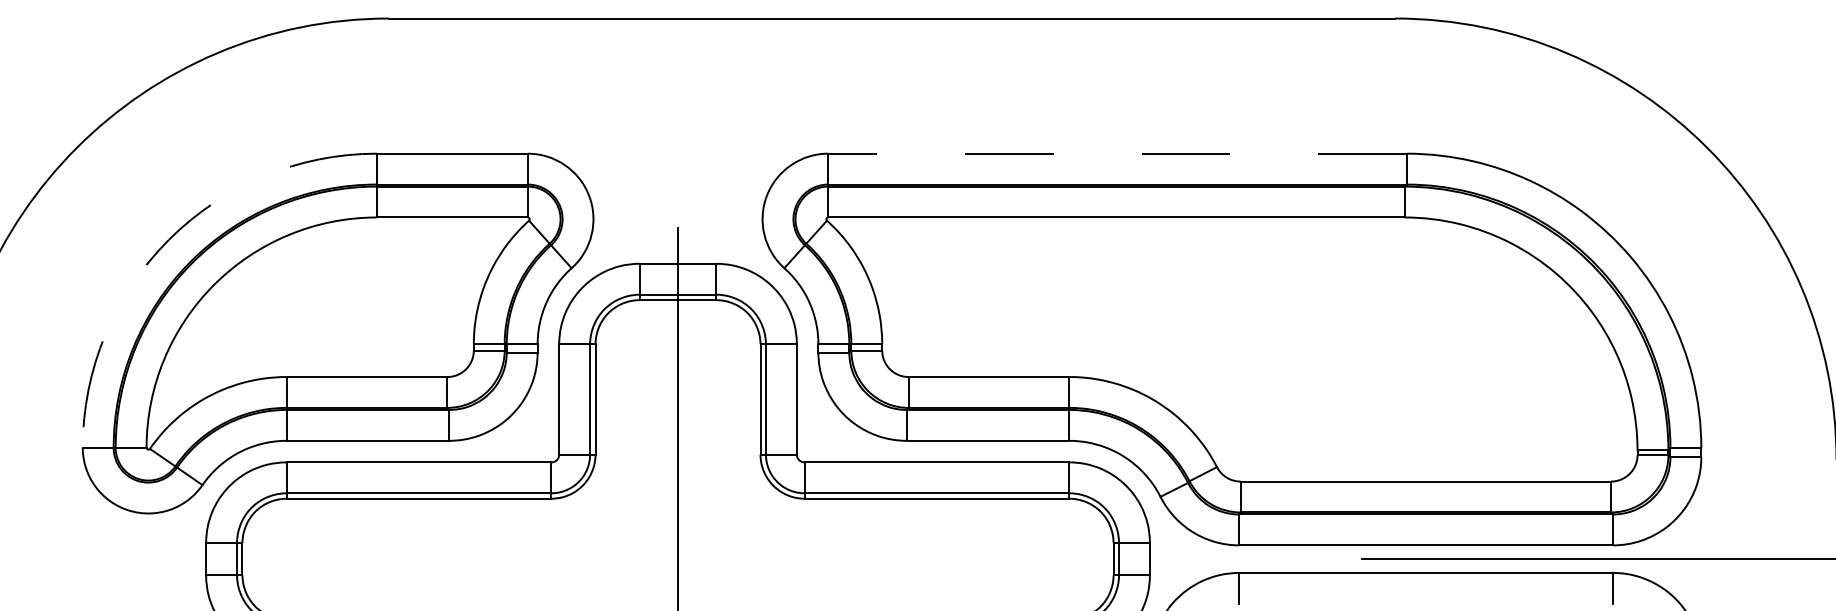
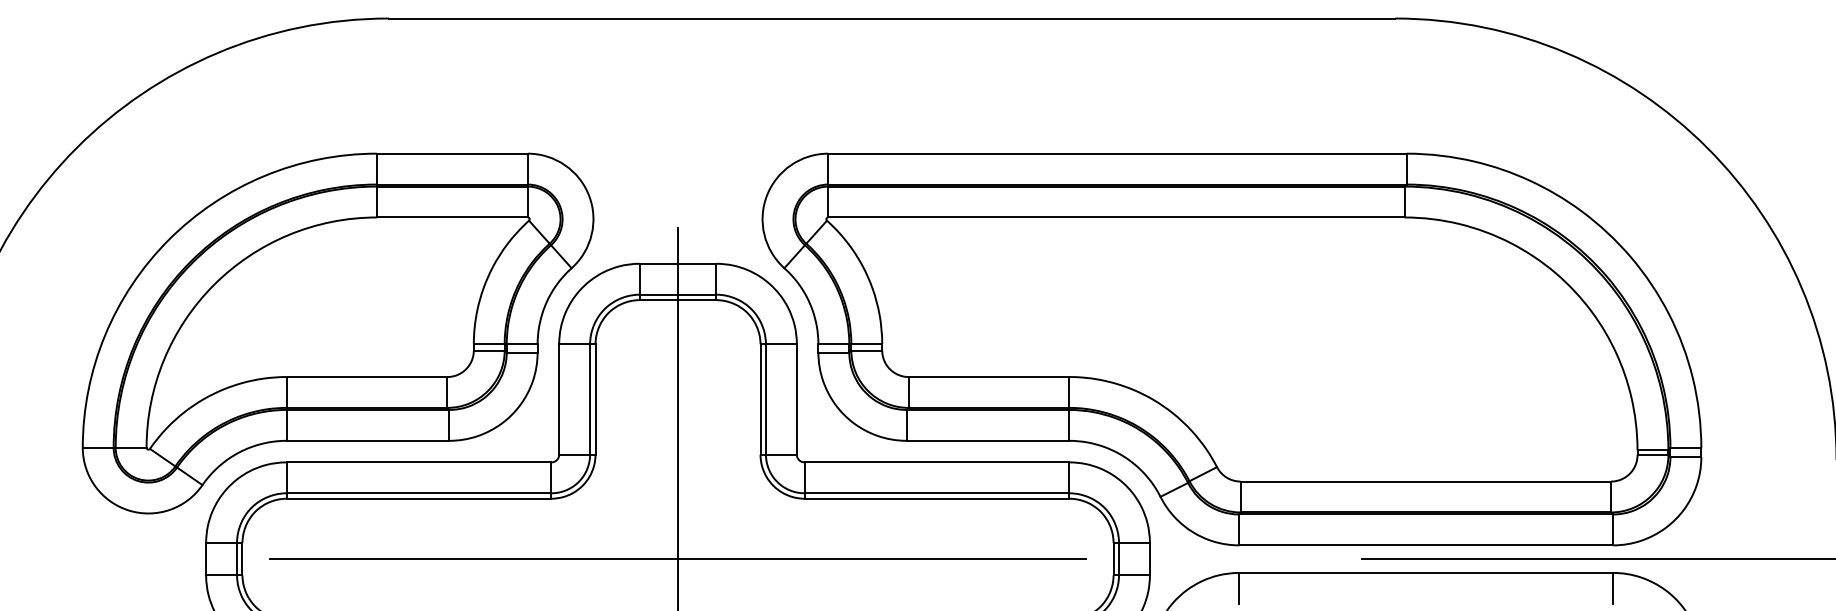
line: dashed -> solid (1116, 153)
arc: dashed -> solid (168, 239)
line: none -> present (677, 559)
